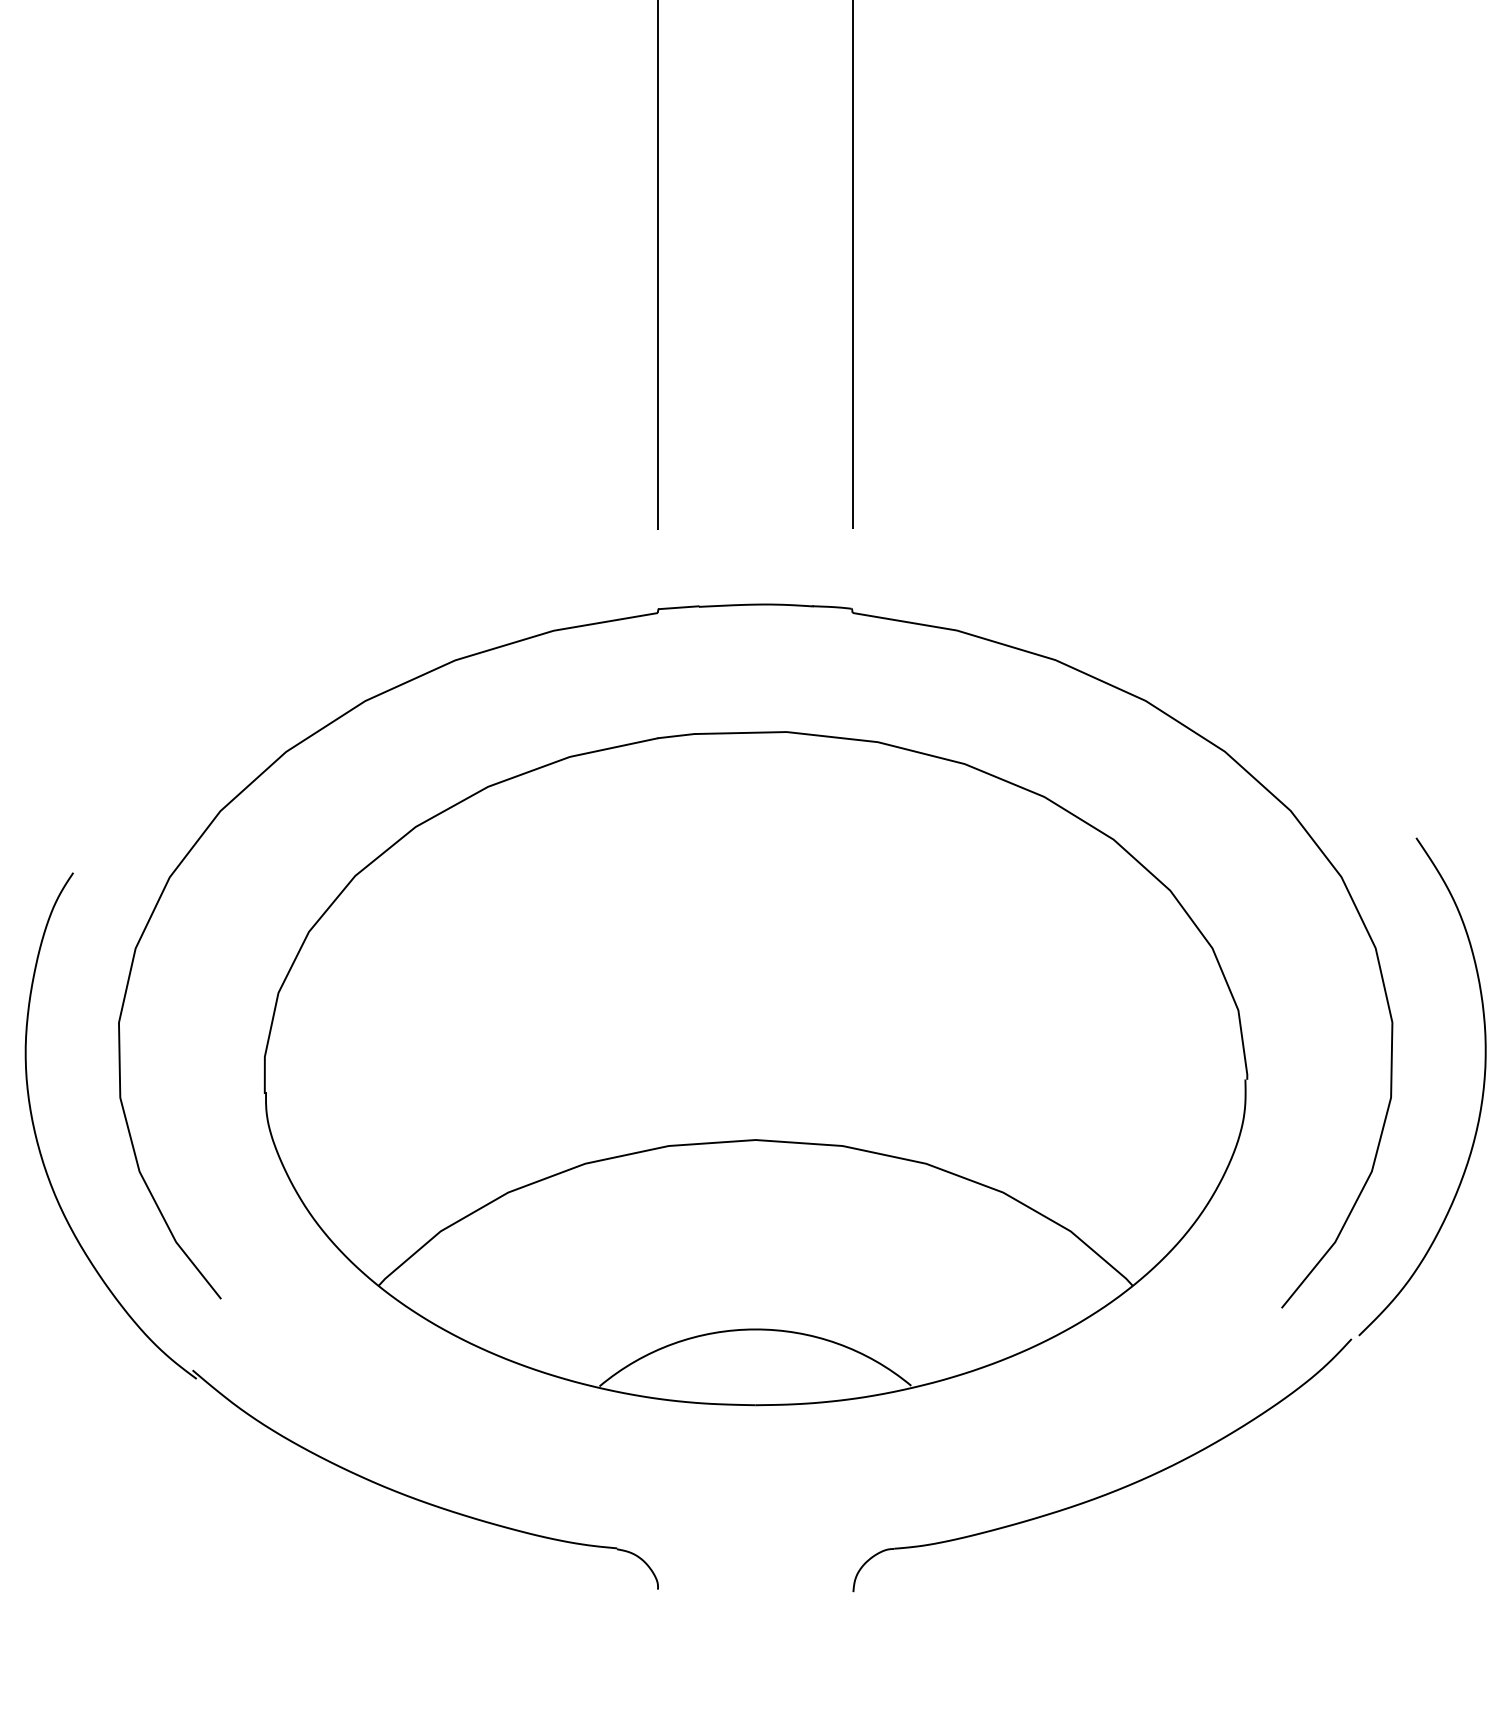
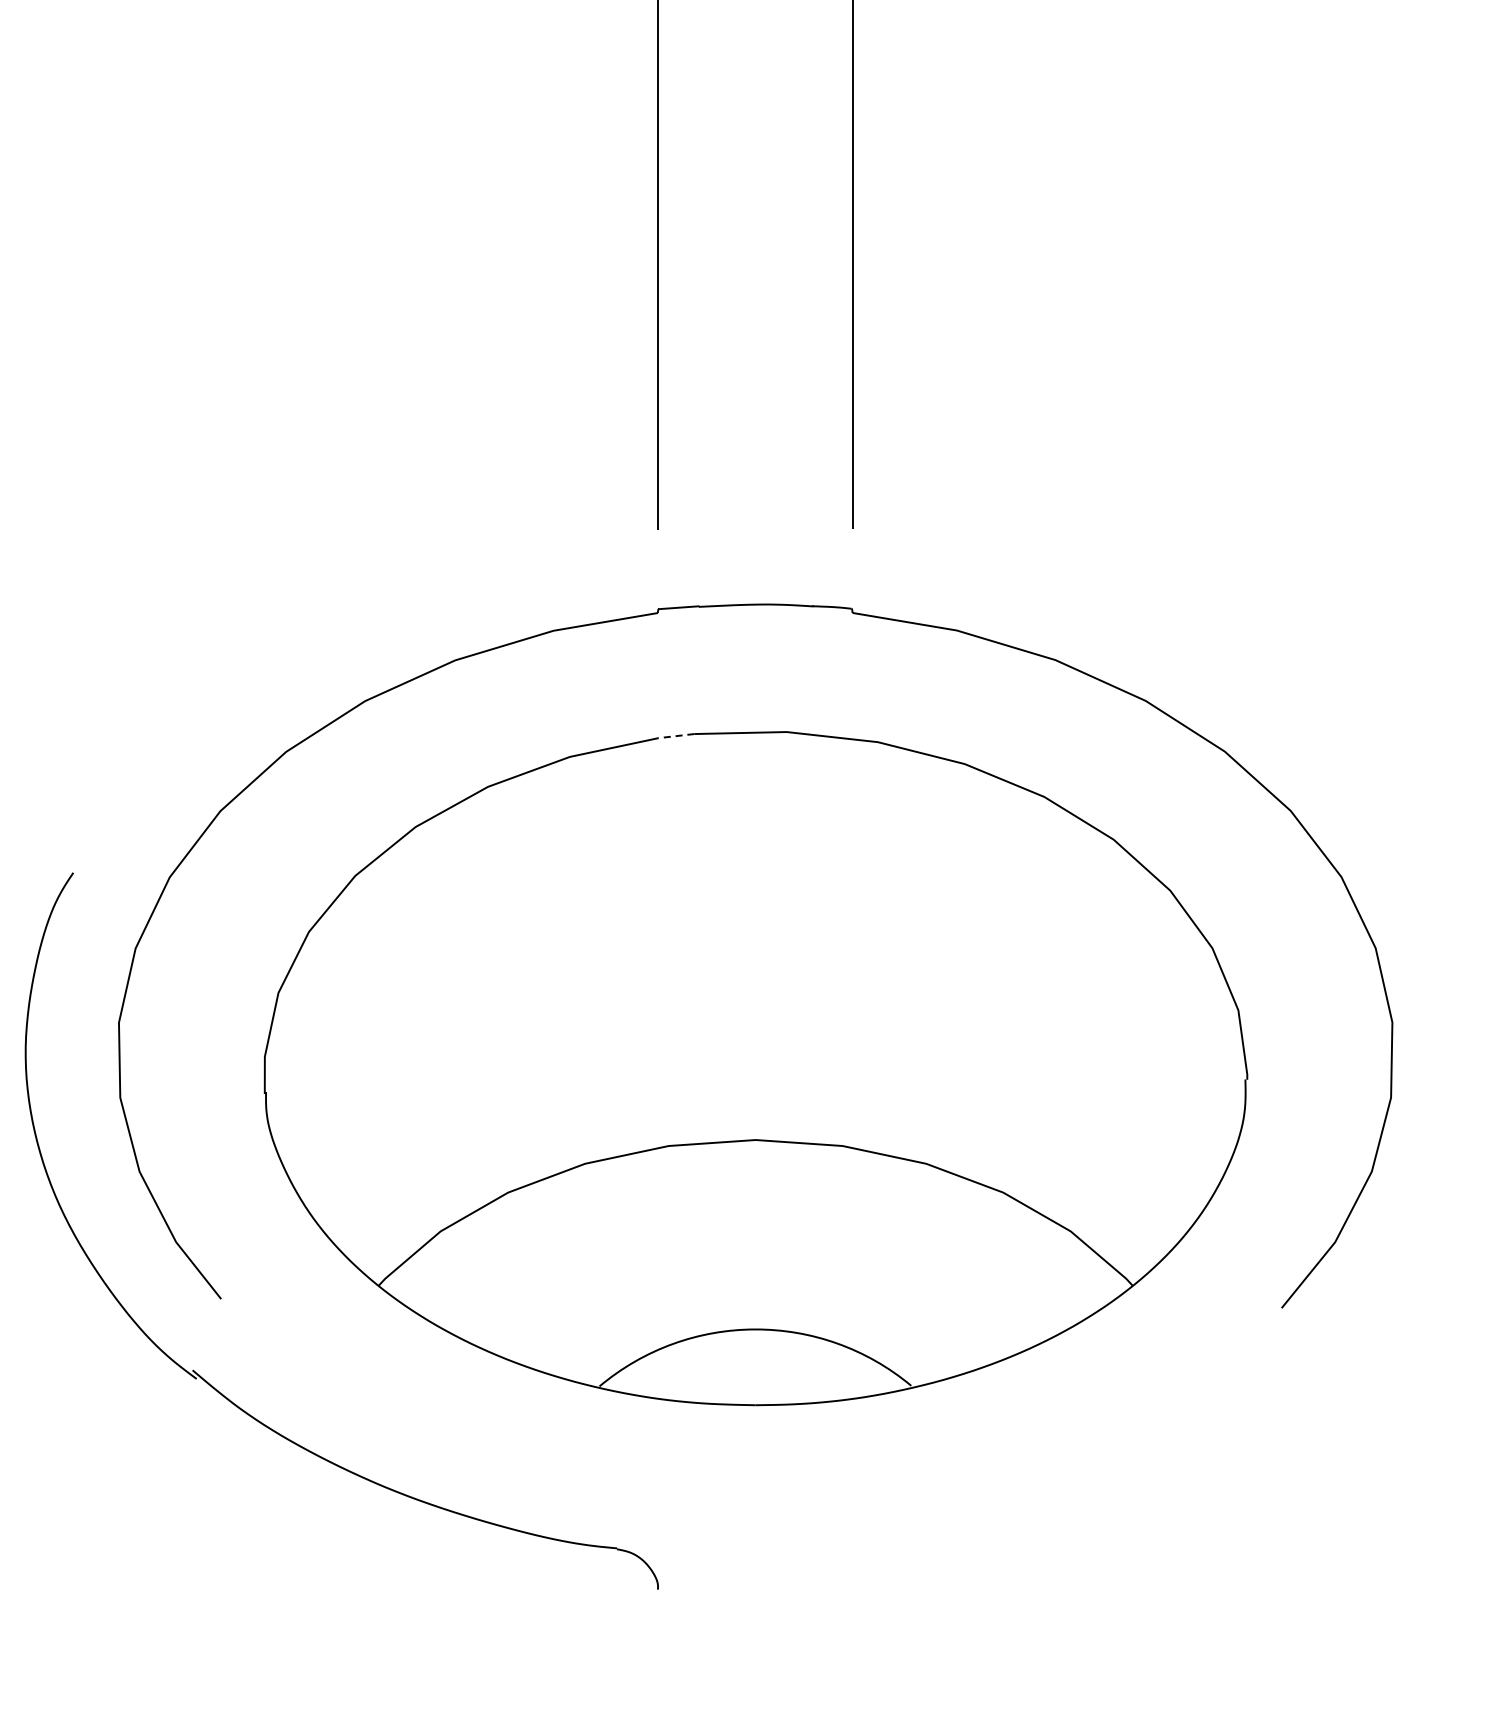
line: solid -> dashed (675, 736)
part: present -> none (1297, 1387)
